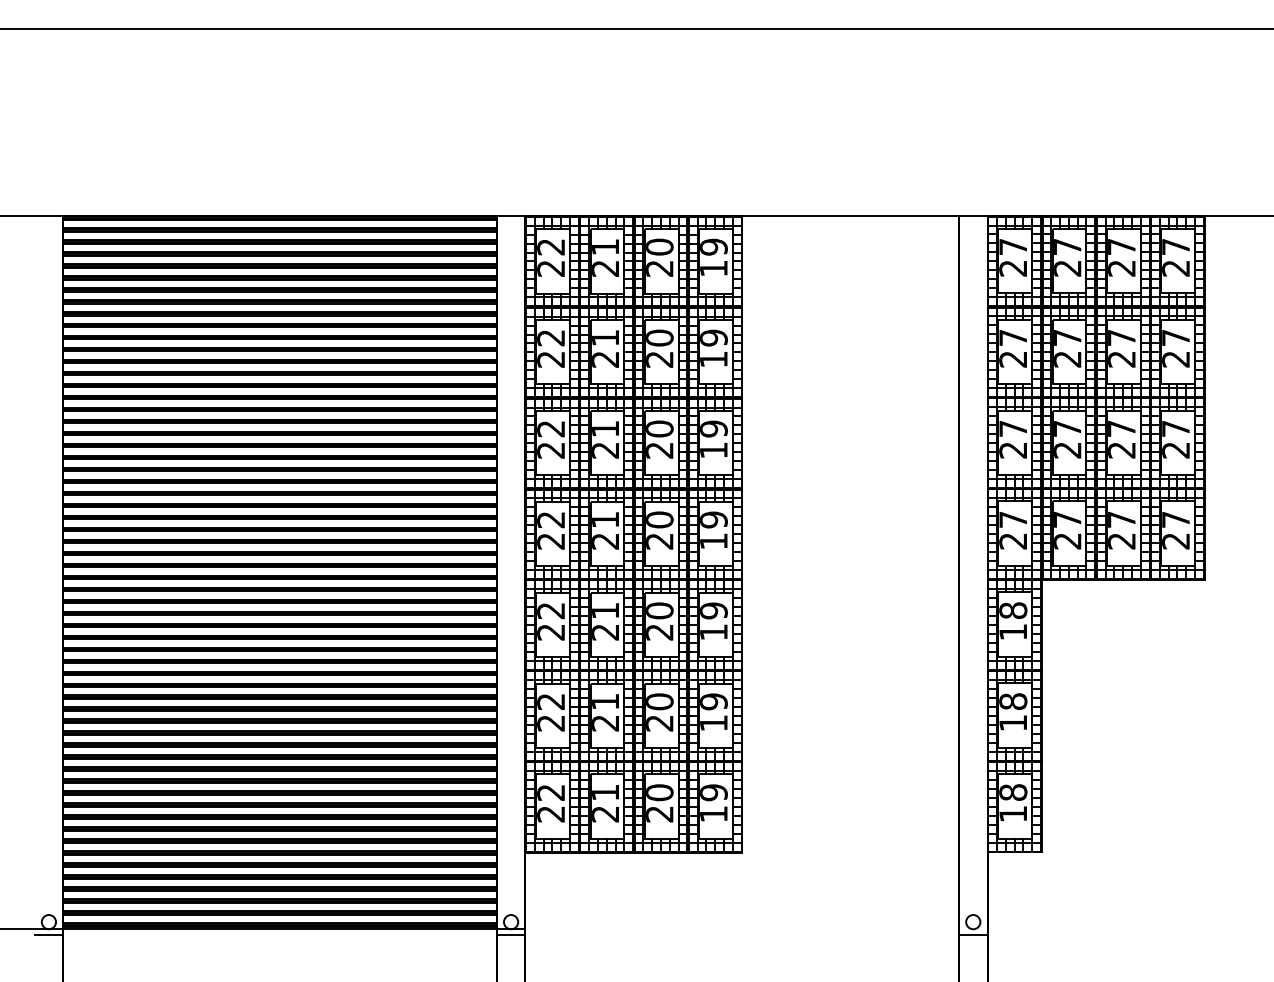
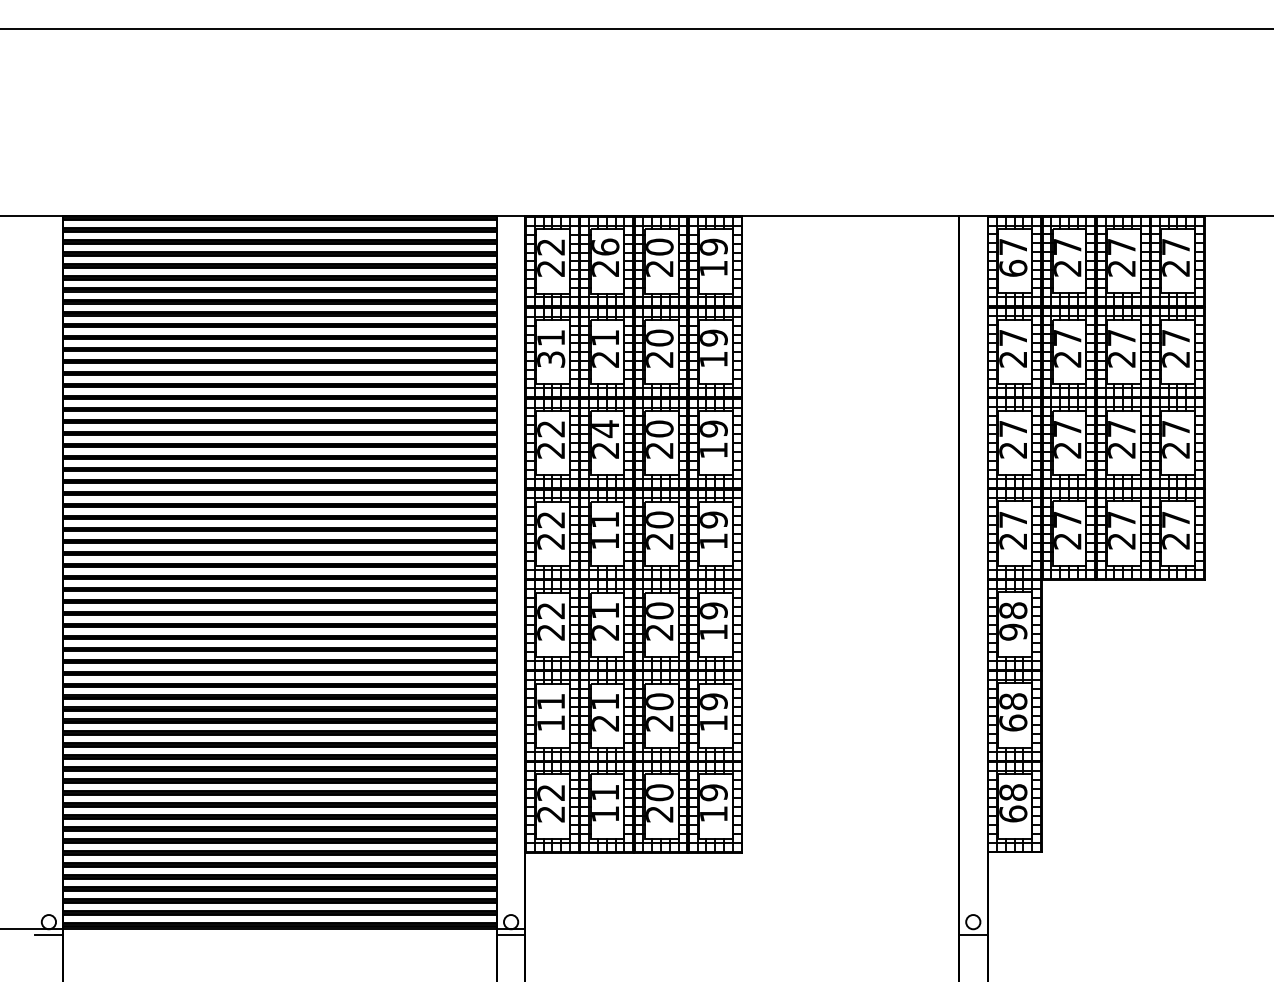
text: 21 -> 26 (605, 246)
text: 27 -> 67 (1013, 267)
text: 22 -> 31 (551, 348)
text: 21 -> 24 (605, 429)
text: 21 -> 11 (605, 541)
text: 18 -> 98 (1013, 631)
text: 22 -> 11 (550, 712)
text: 18 -> 68 (1013, 722)
text: 18 -> 68 (1013, 813)
text: 21 -> 11 (605, 814)
